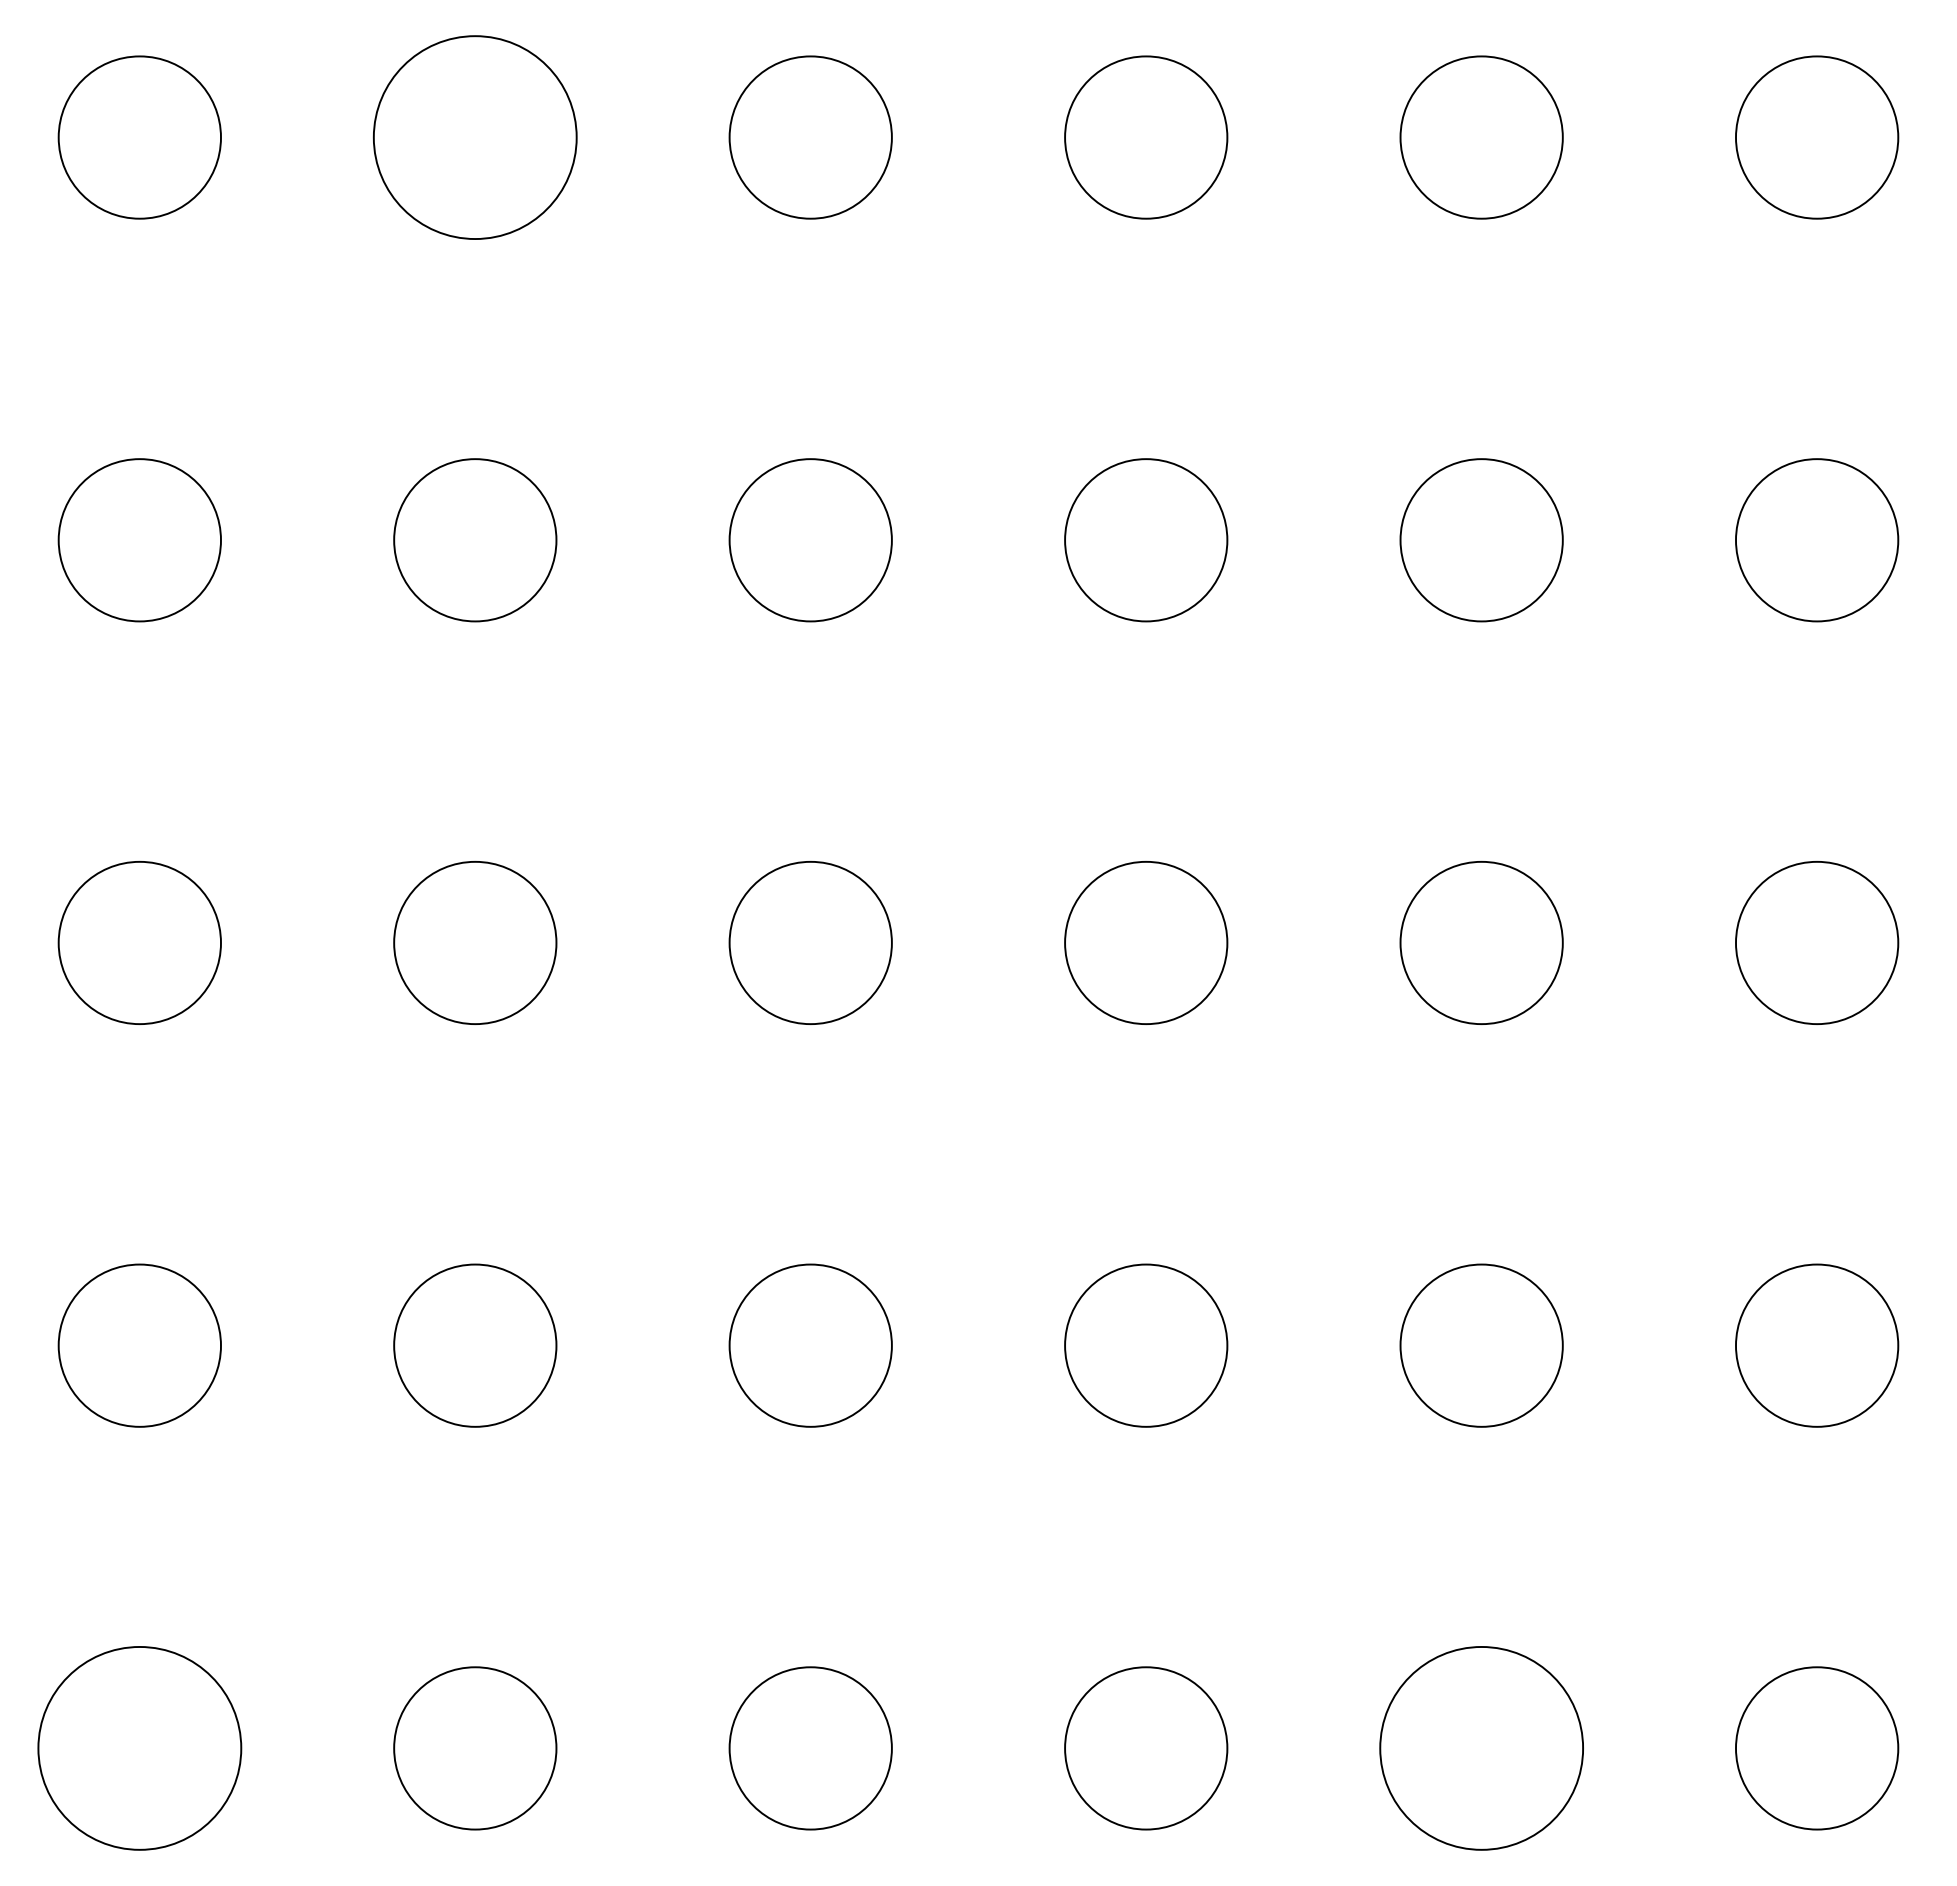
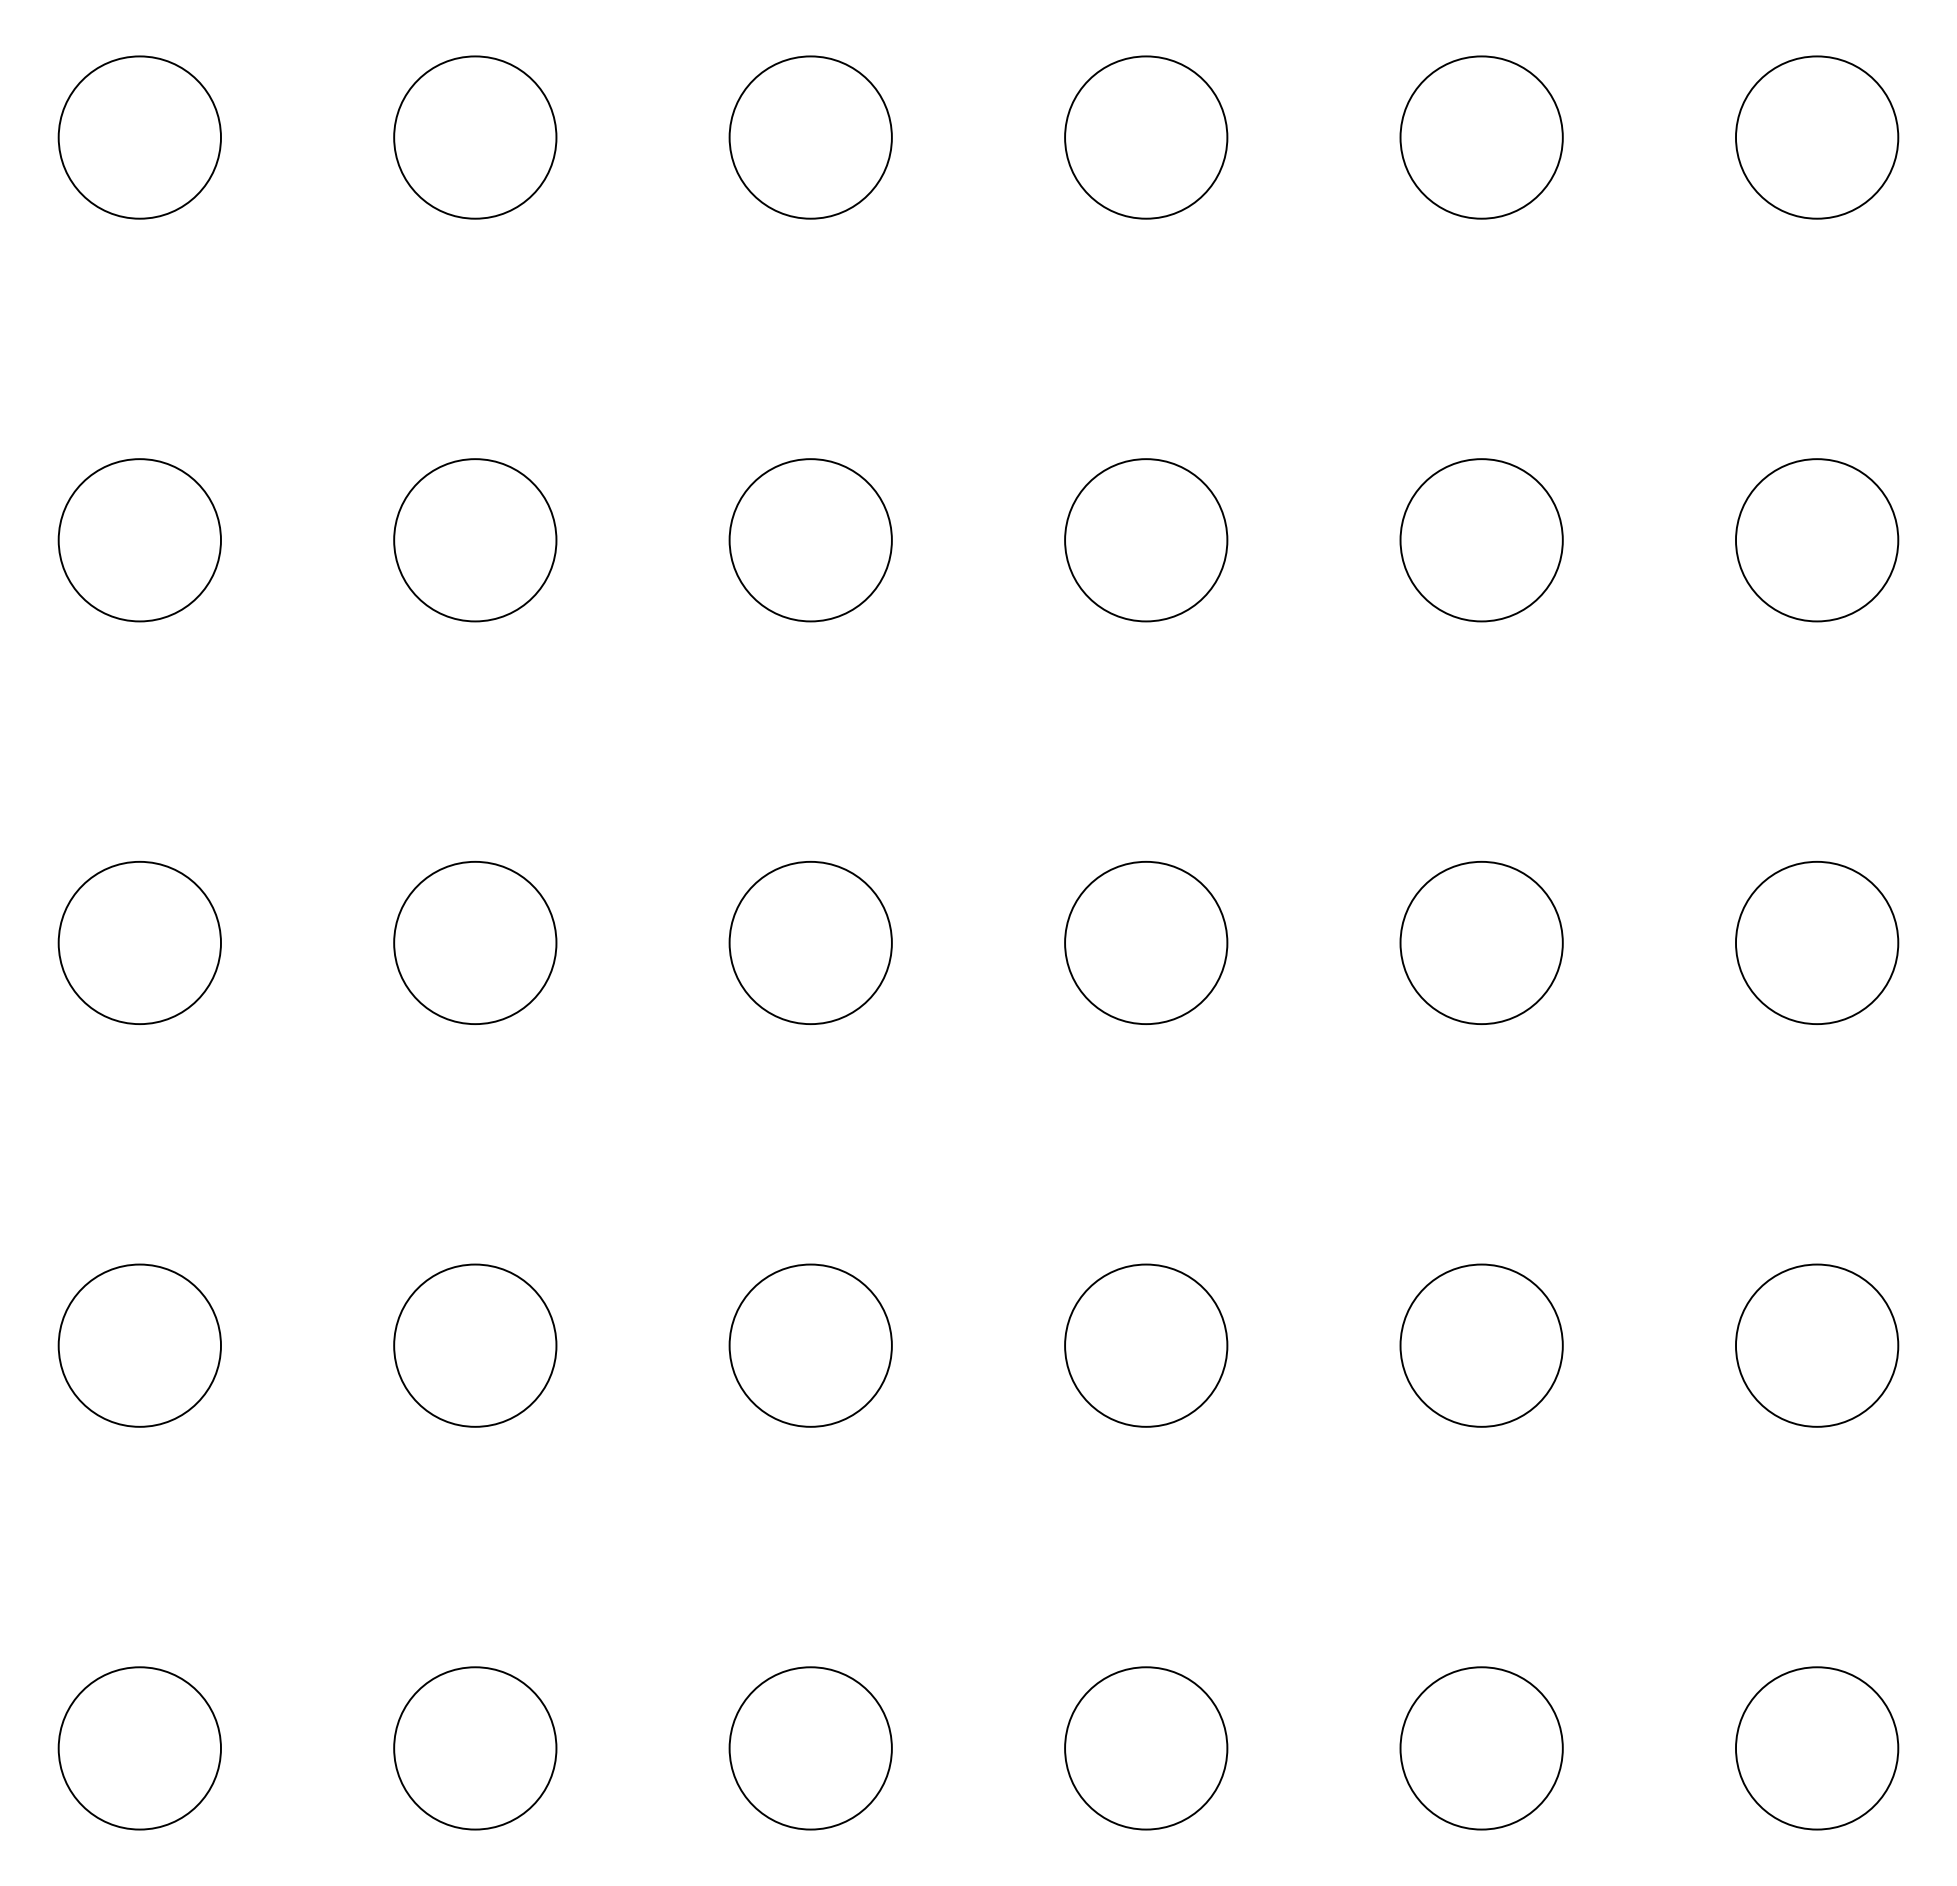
circle size: 206x205 px -> 165x165 px (475, 137)
circle diameter: 203 px -> 162 px (139, 1748)
circle diameter: 203 px -> 162 px (1481, 1748)
